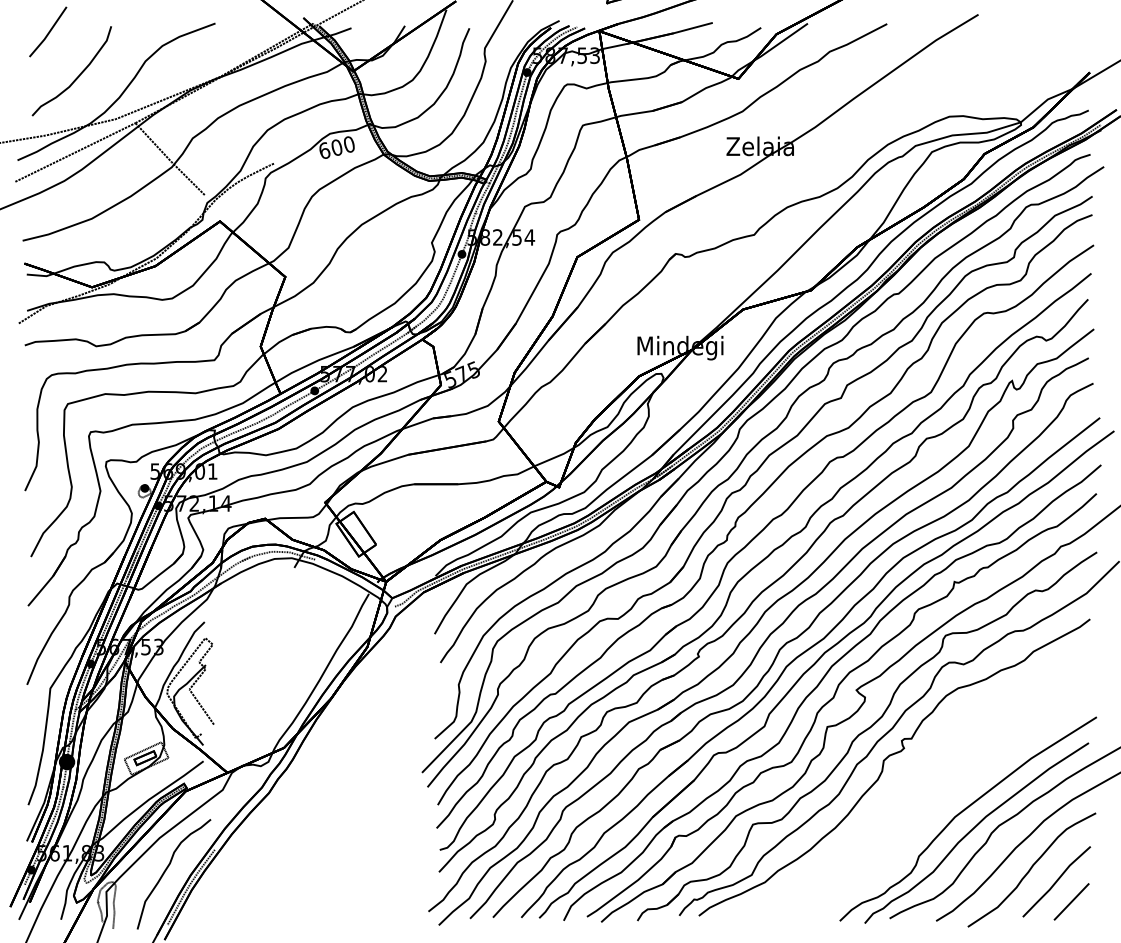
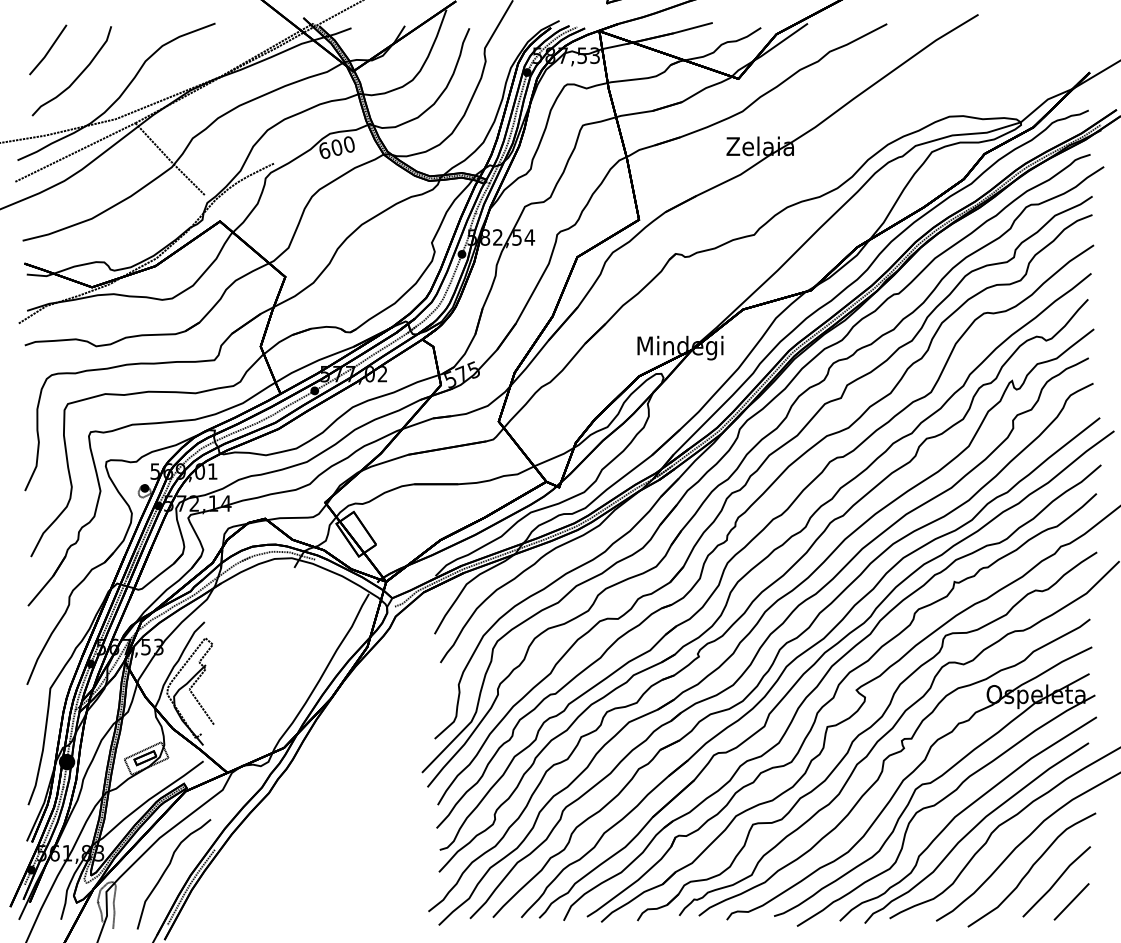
part position: (48, 31) -> (48, 49) (48, 49)
part: none -> present (910, 786)
